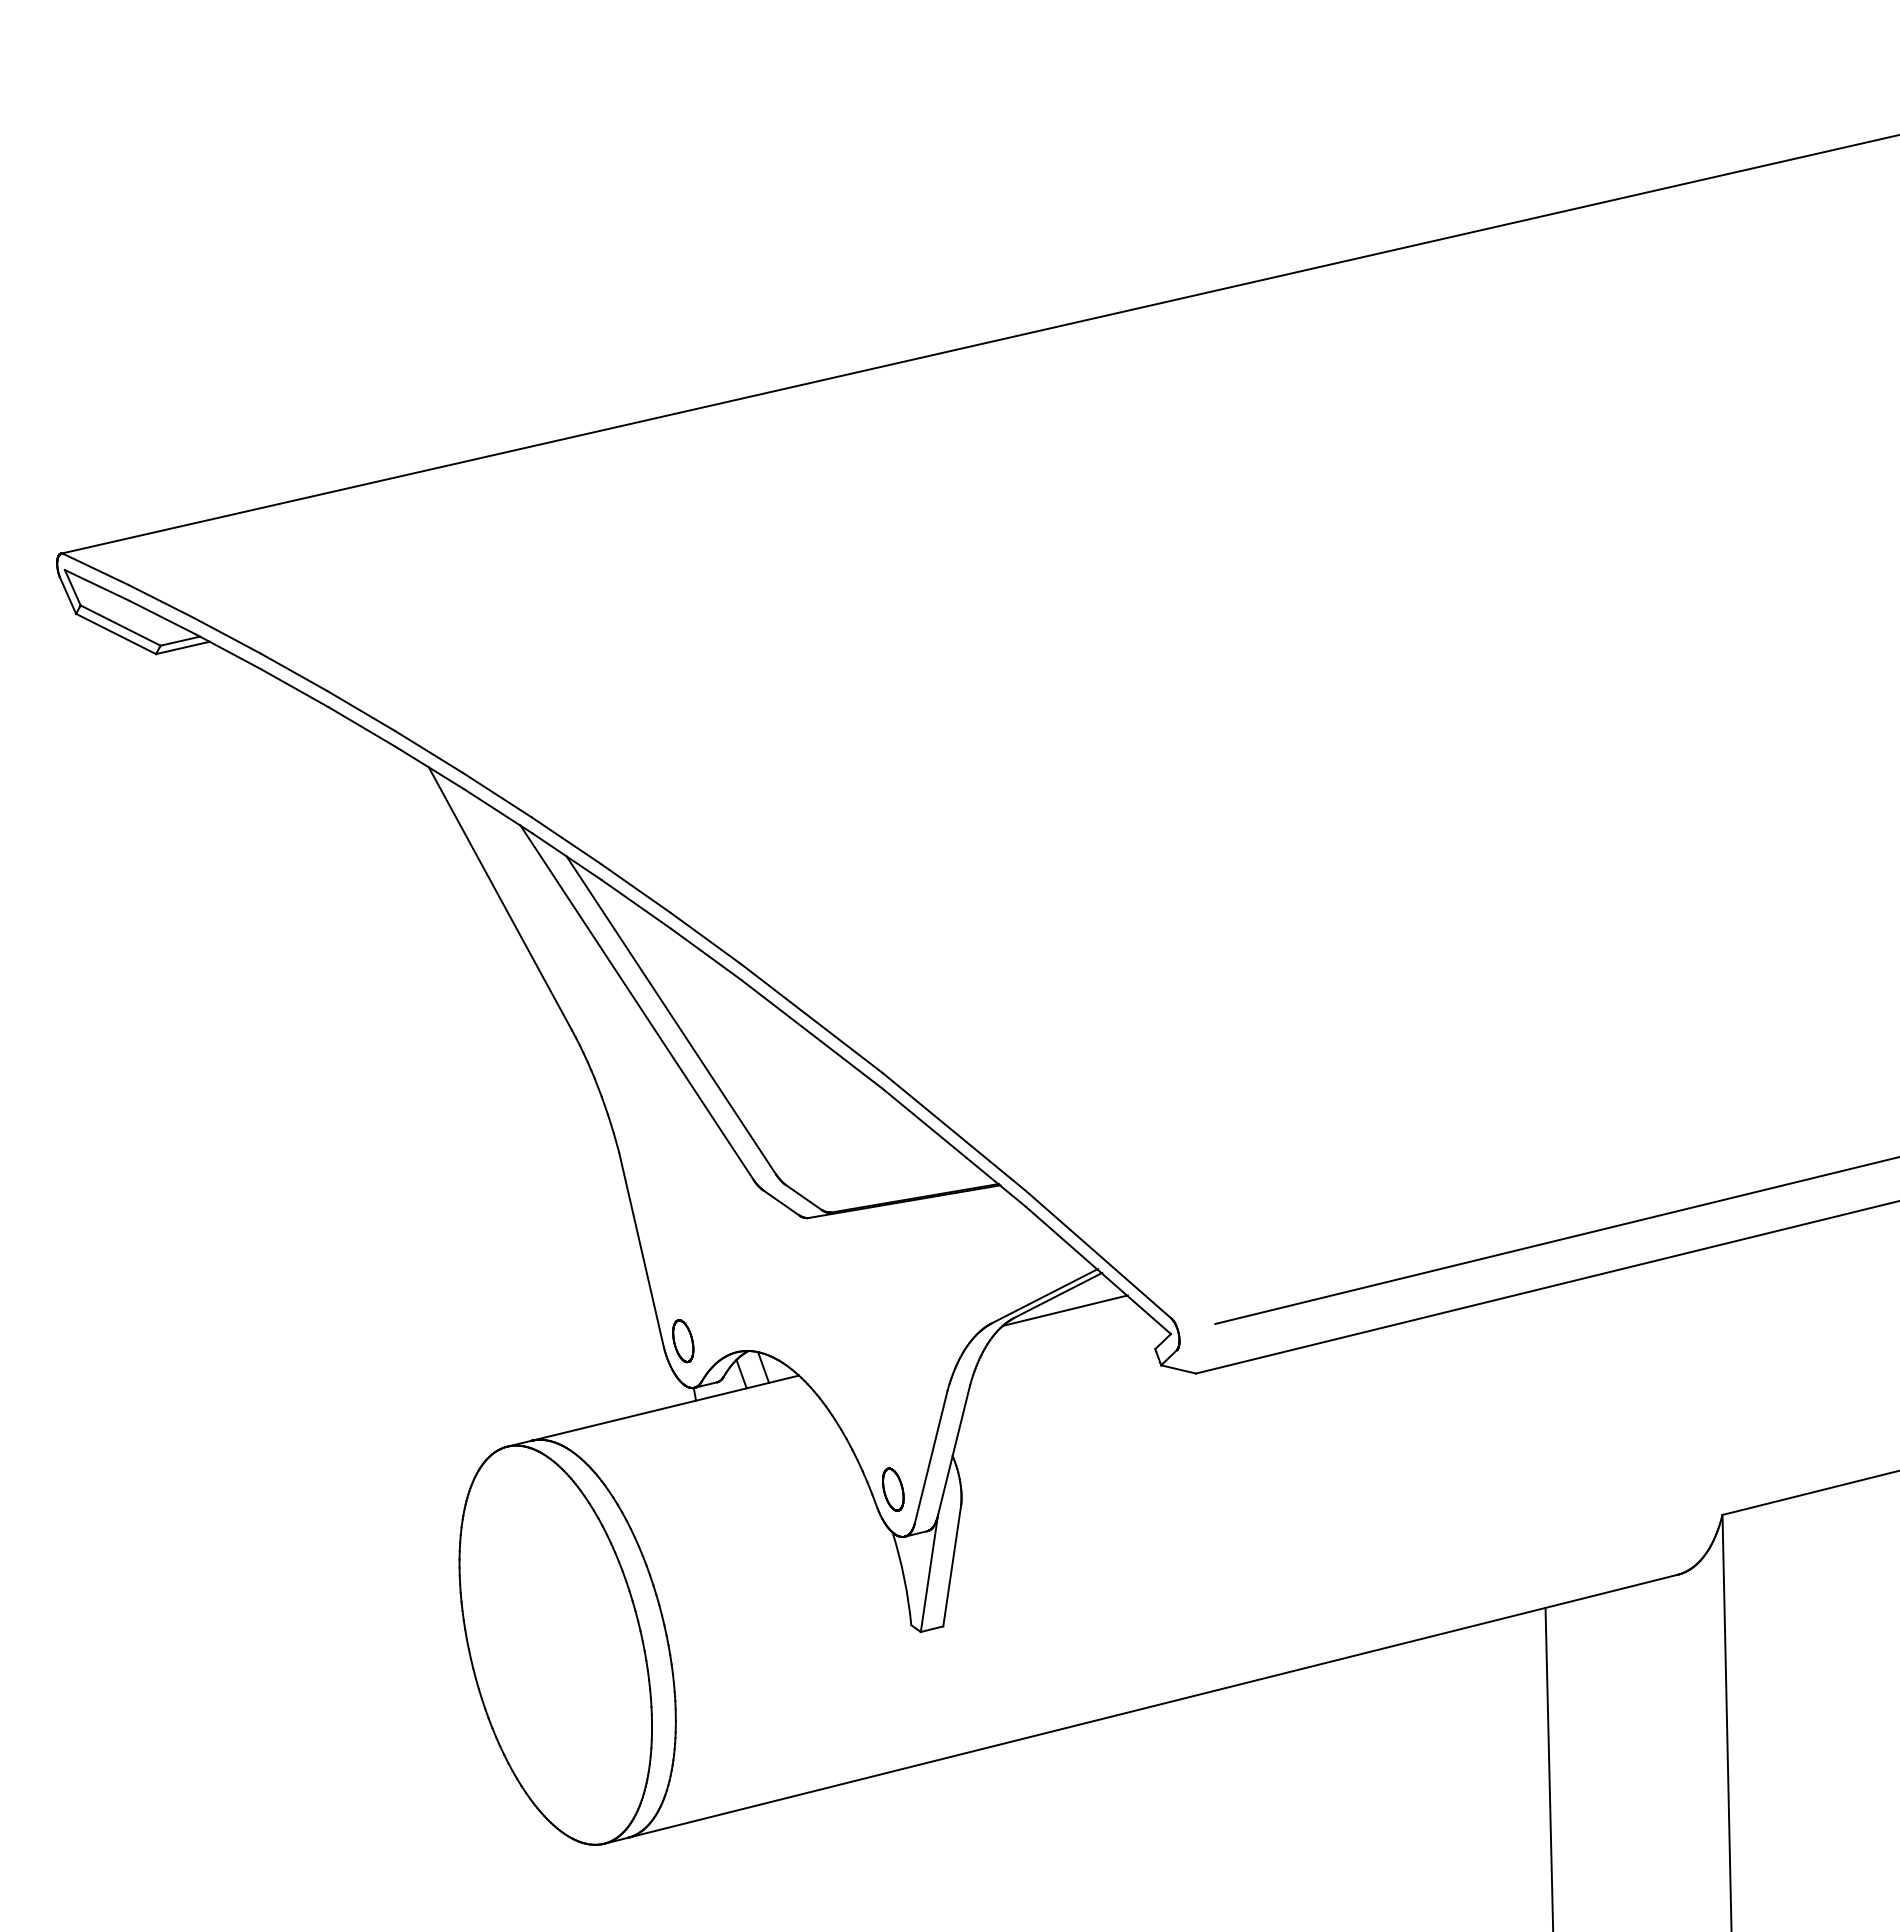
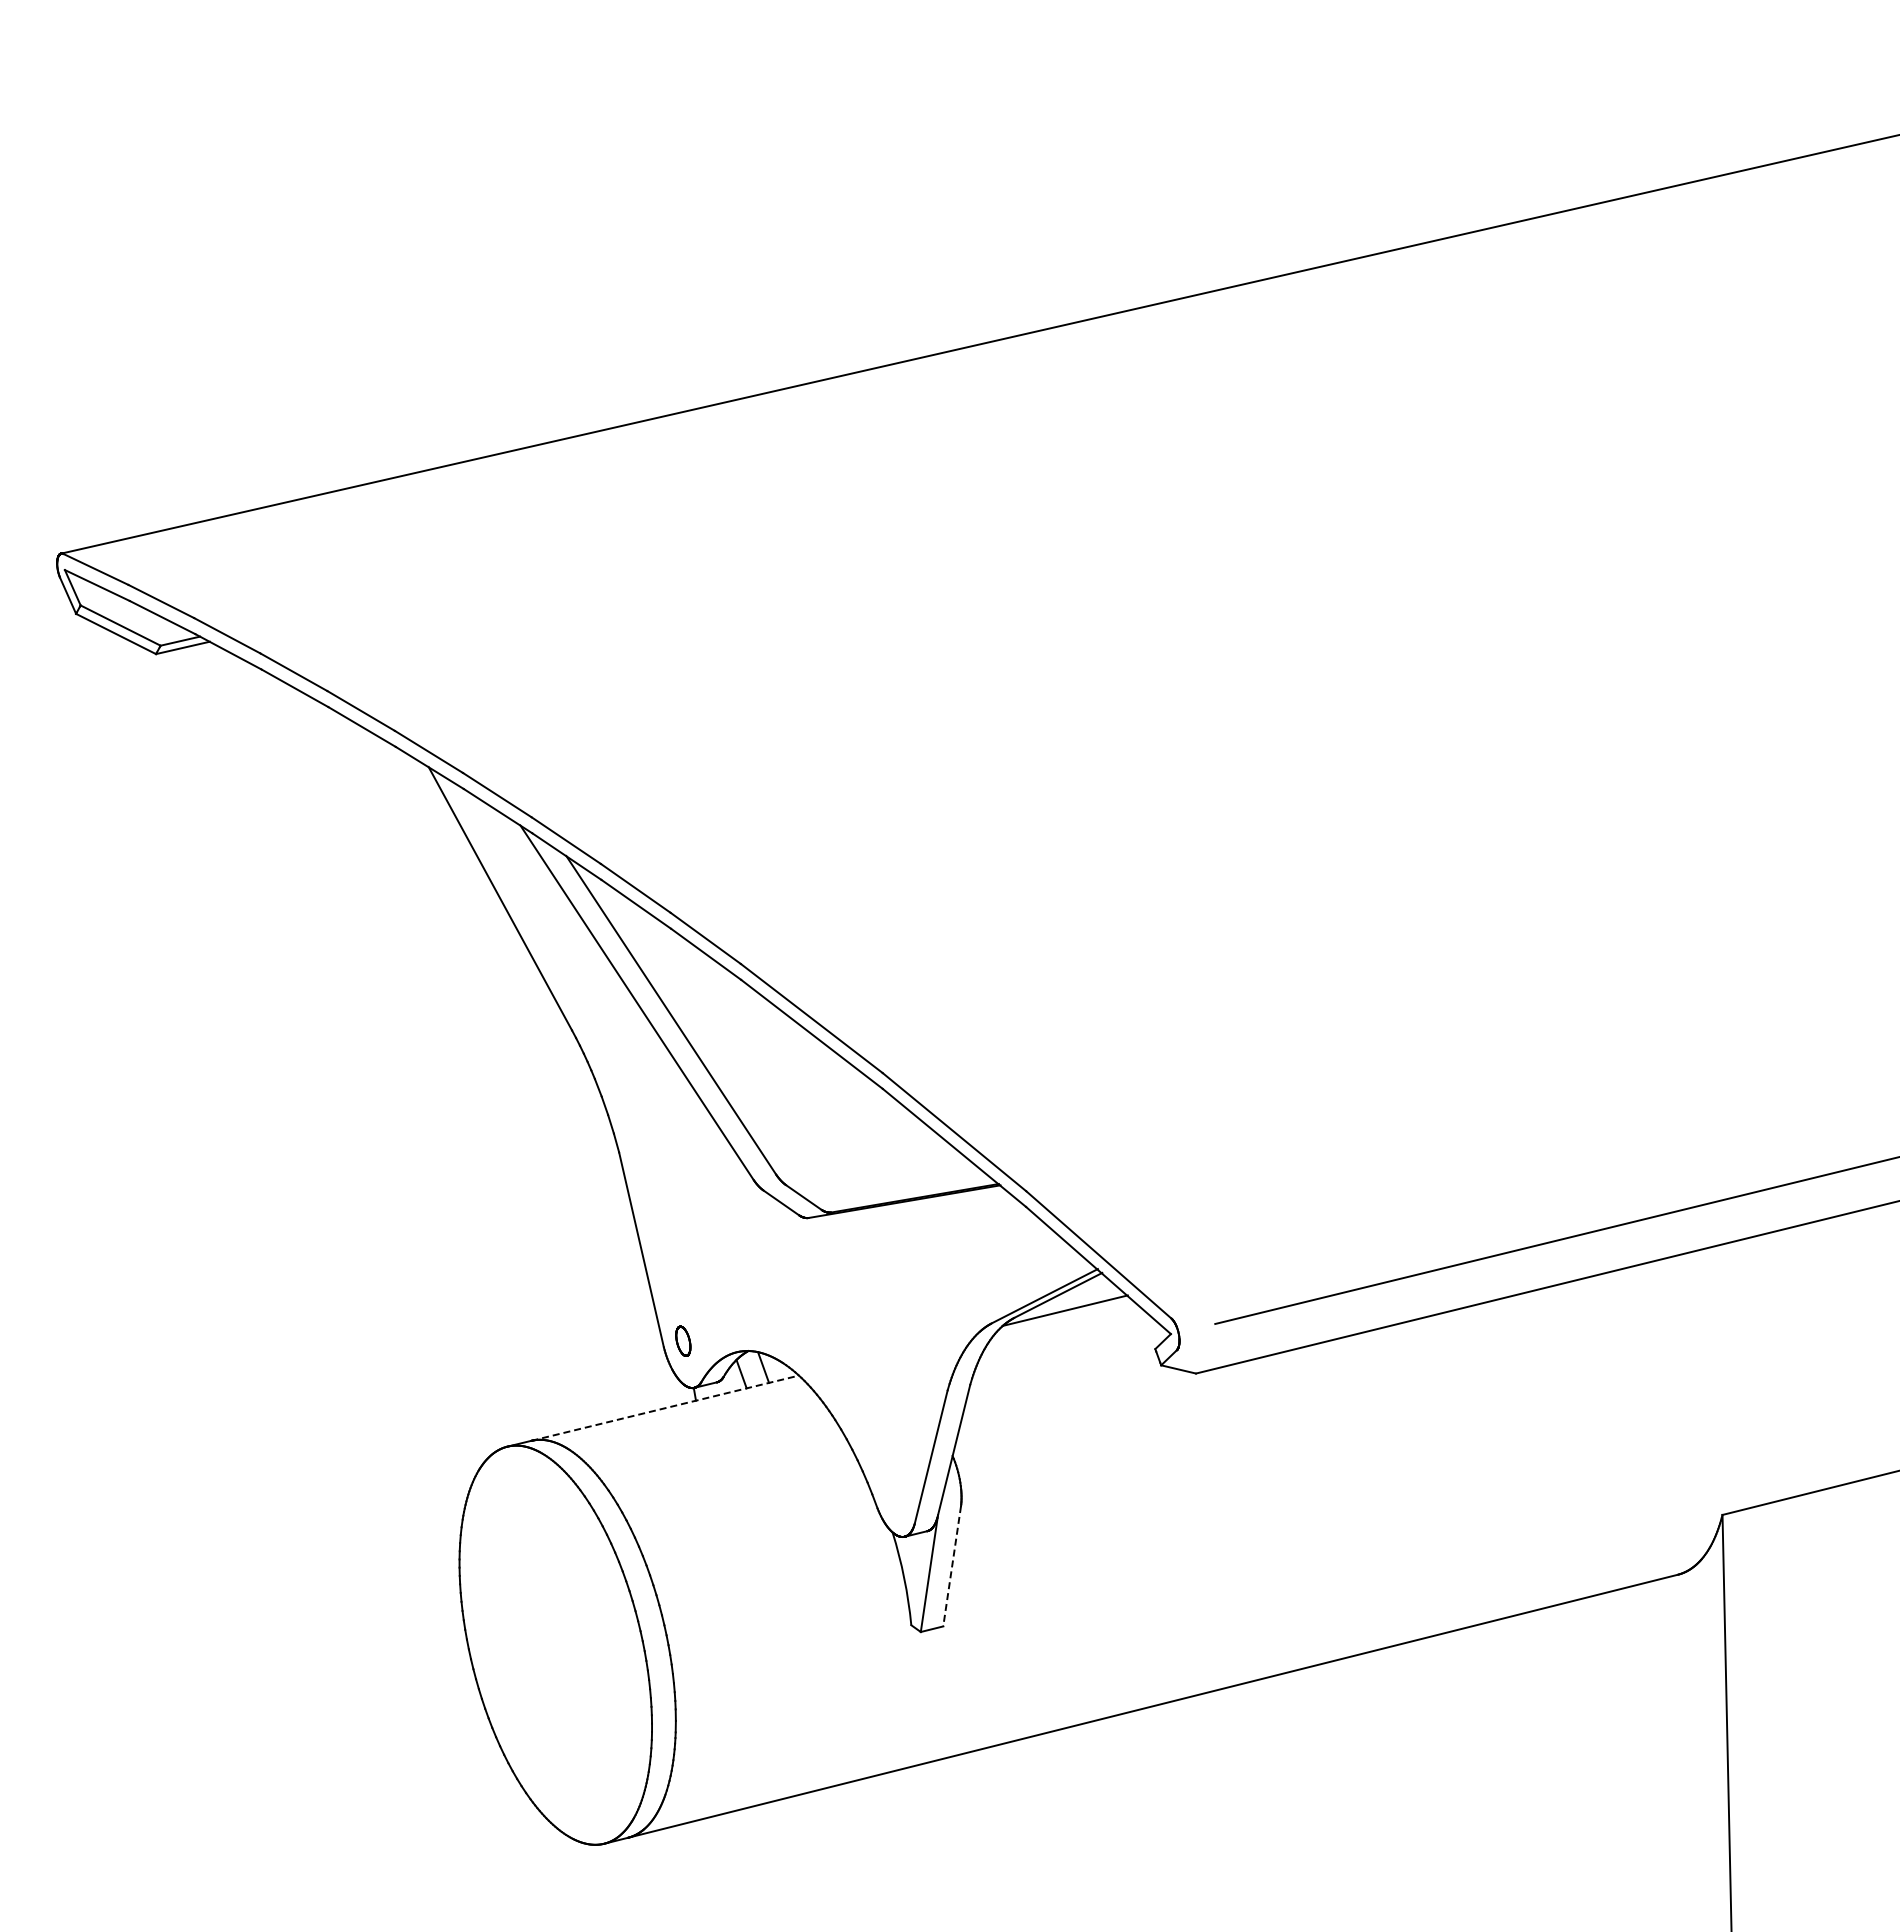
part size: 23x45 px -> 17x32 px (683, 1340)
line: solid -> dashed (665, 1408)
part: present -> none (893, 1489)
line: solid -> dashed (952, 1566)
line: present -> none (1549, 1767)
